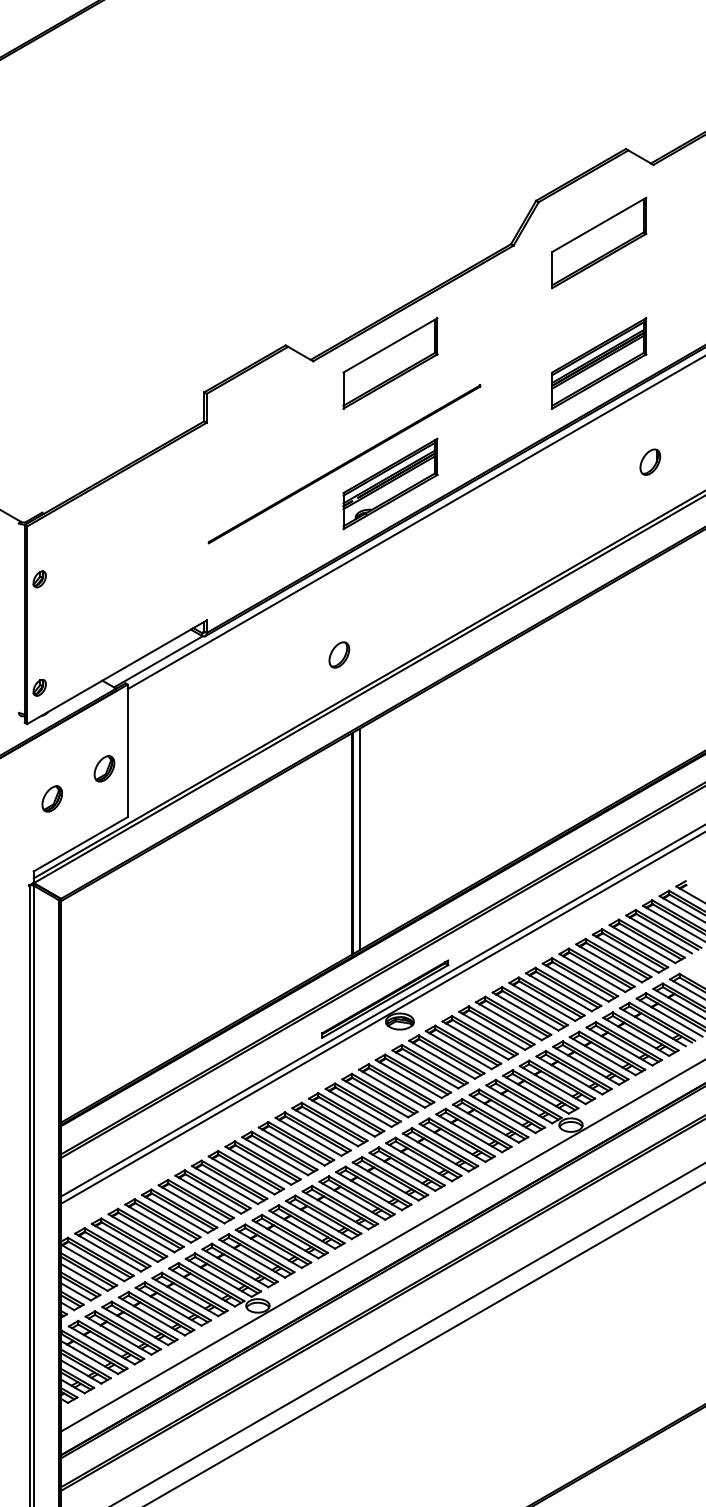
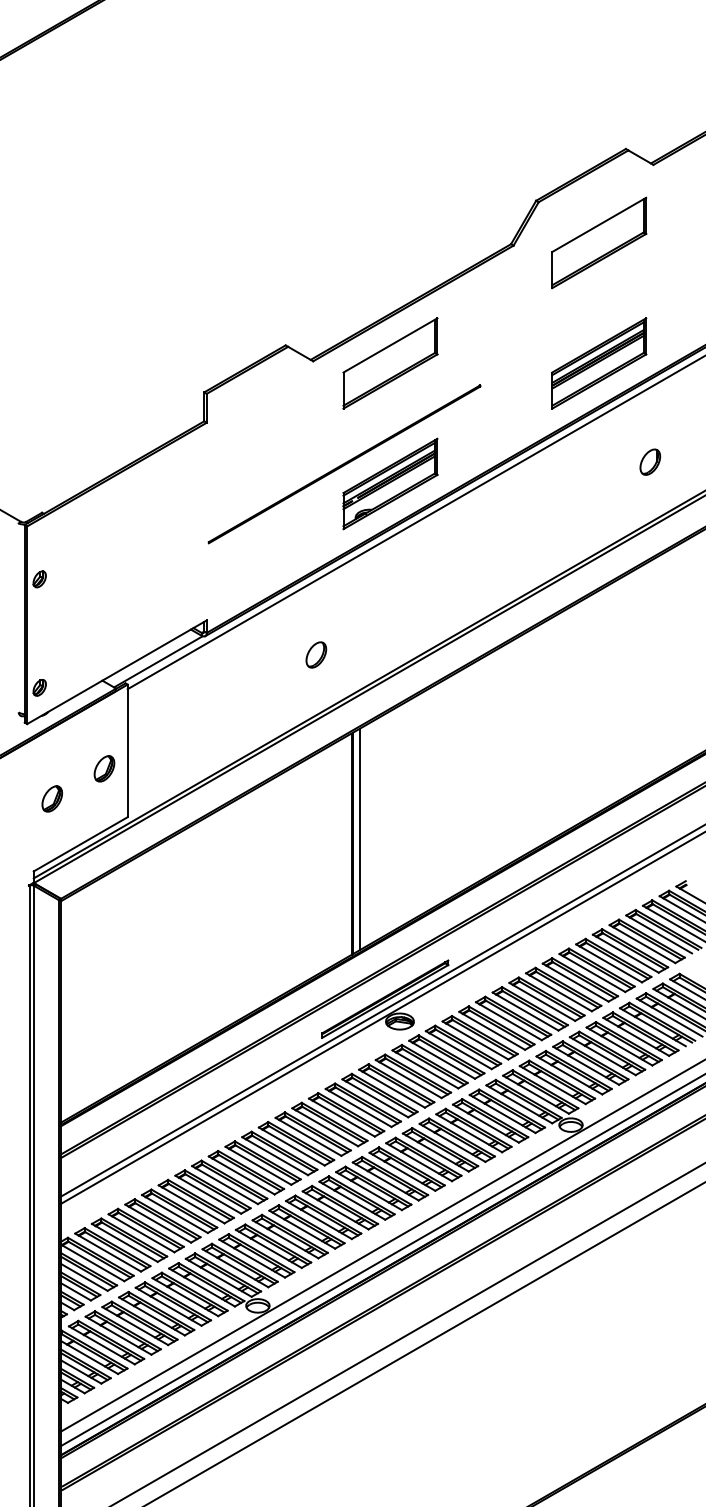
part position: (339, 654) -> (316, 654) (316, 654)
line: none -> present (381, 1260)
